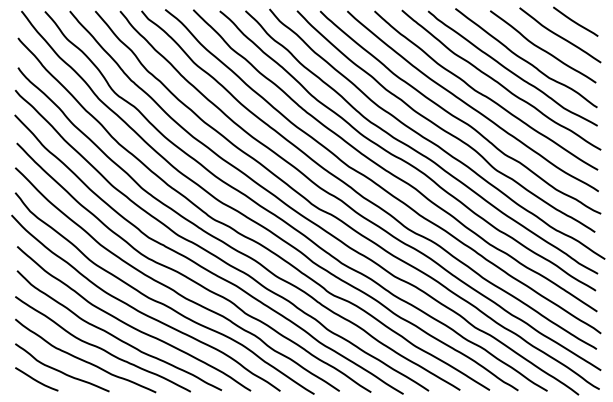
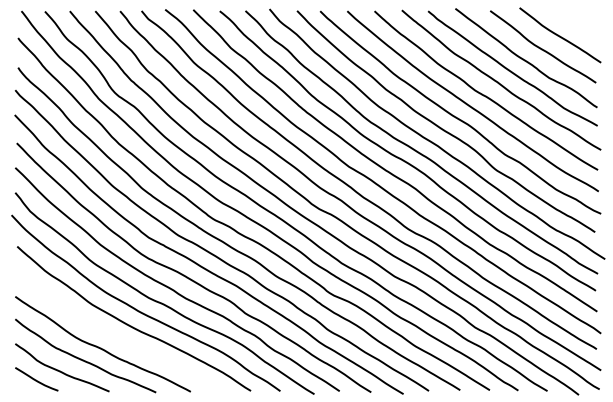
curve: present -> none (575, 21)
curve: present -> none (116, 336)
